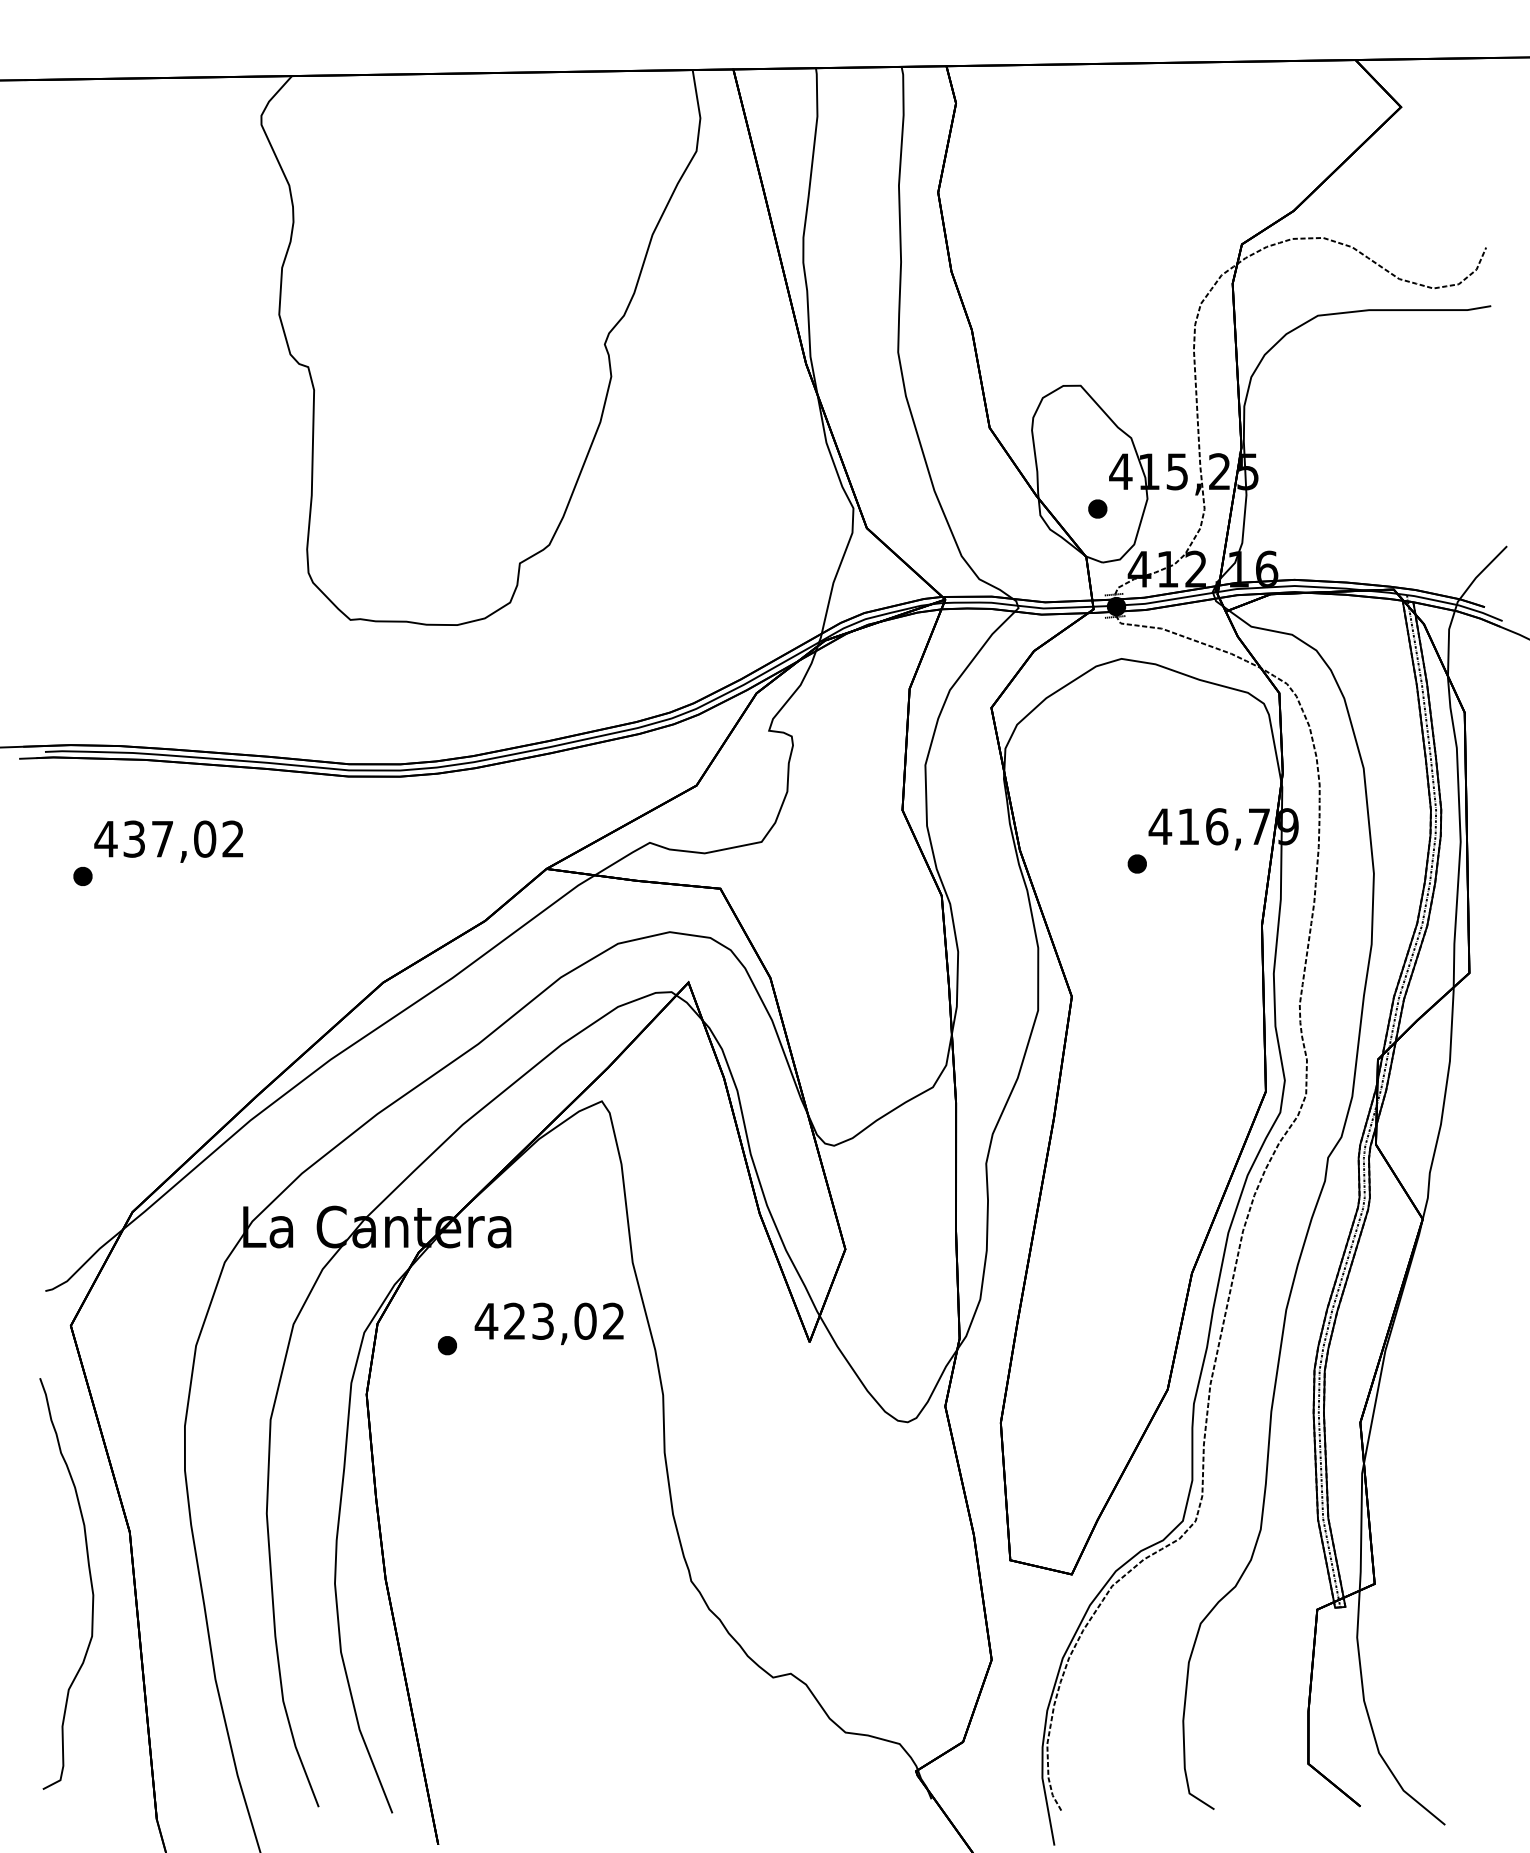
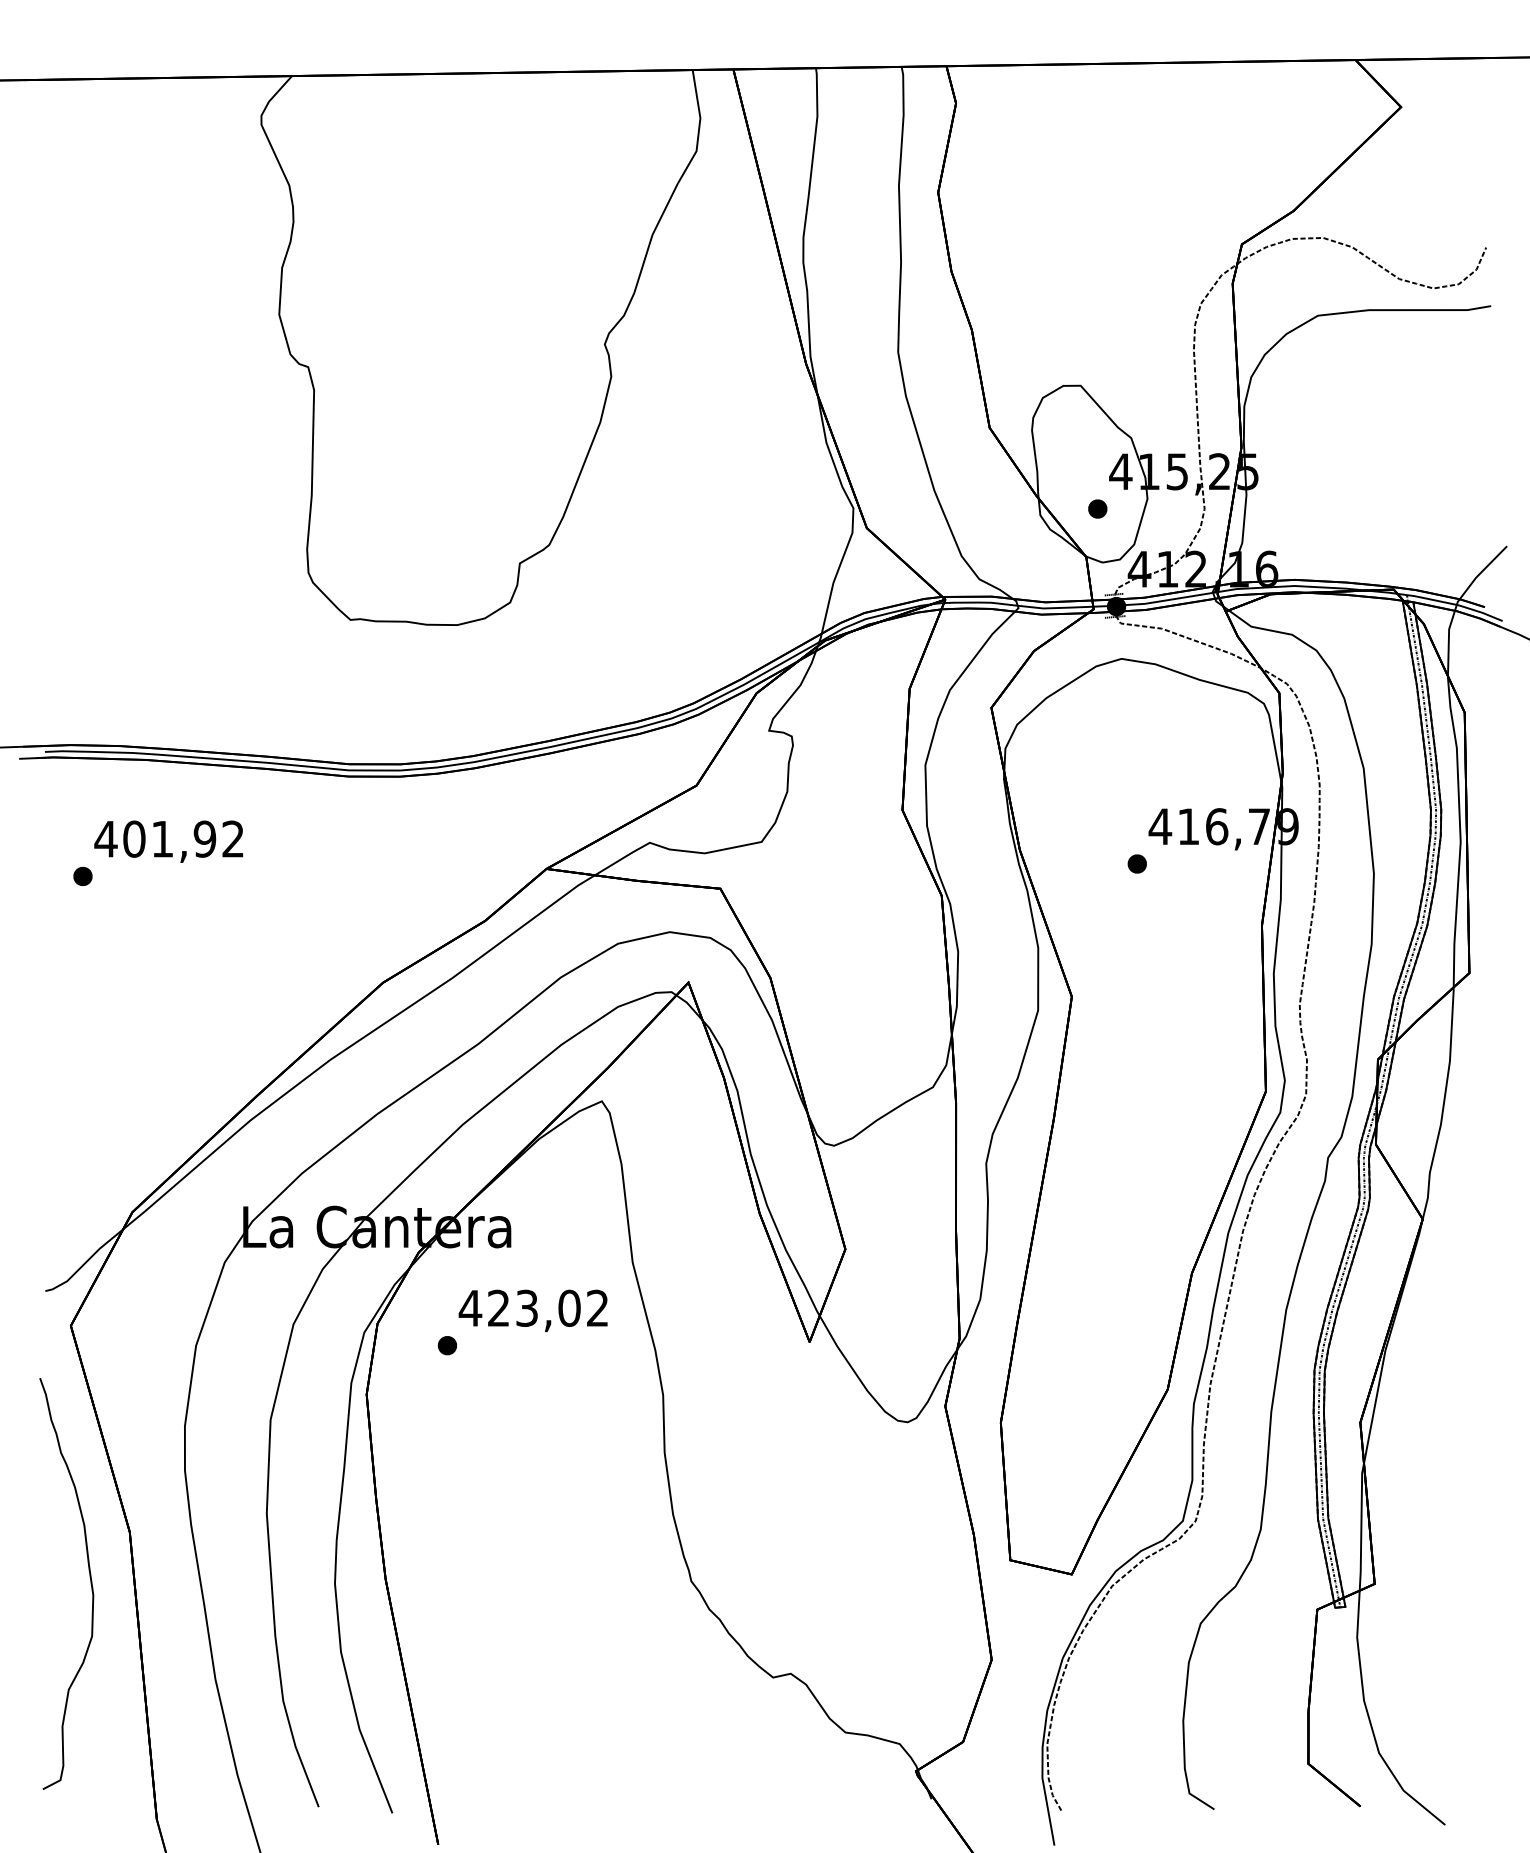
text: 437,02 -> 401,92 (169, 838)
text position: (548, 1323) -> (532, 1310) (532, 1310)
